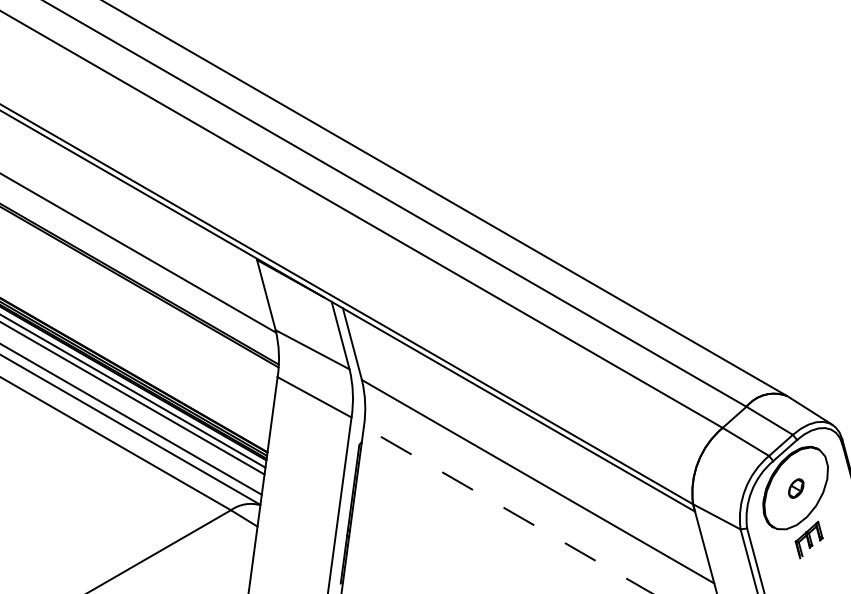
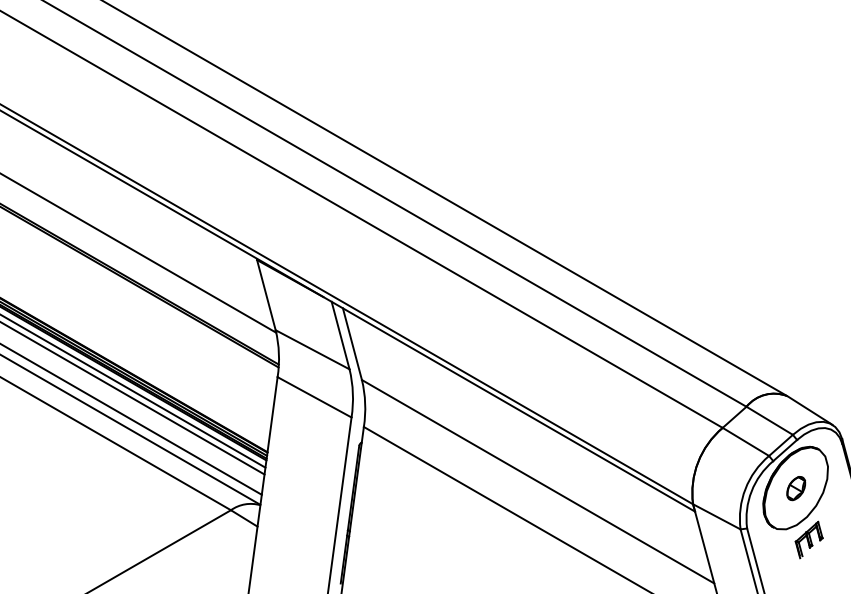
part size: 17x21 px -> 21x26 px (796, 488)
line: dashed -> solid (508, 510)
